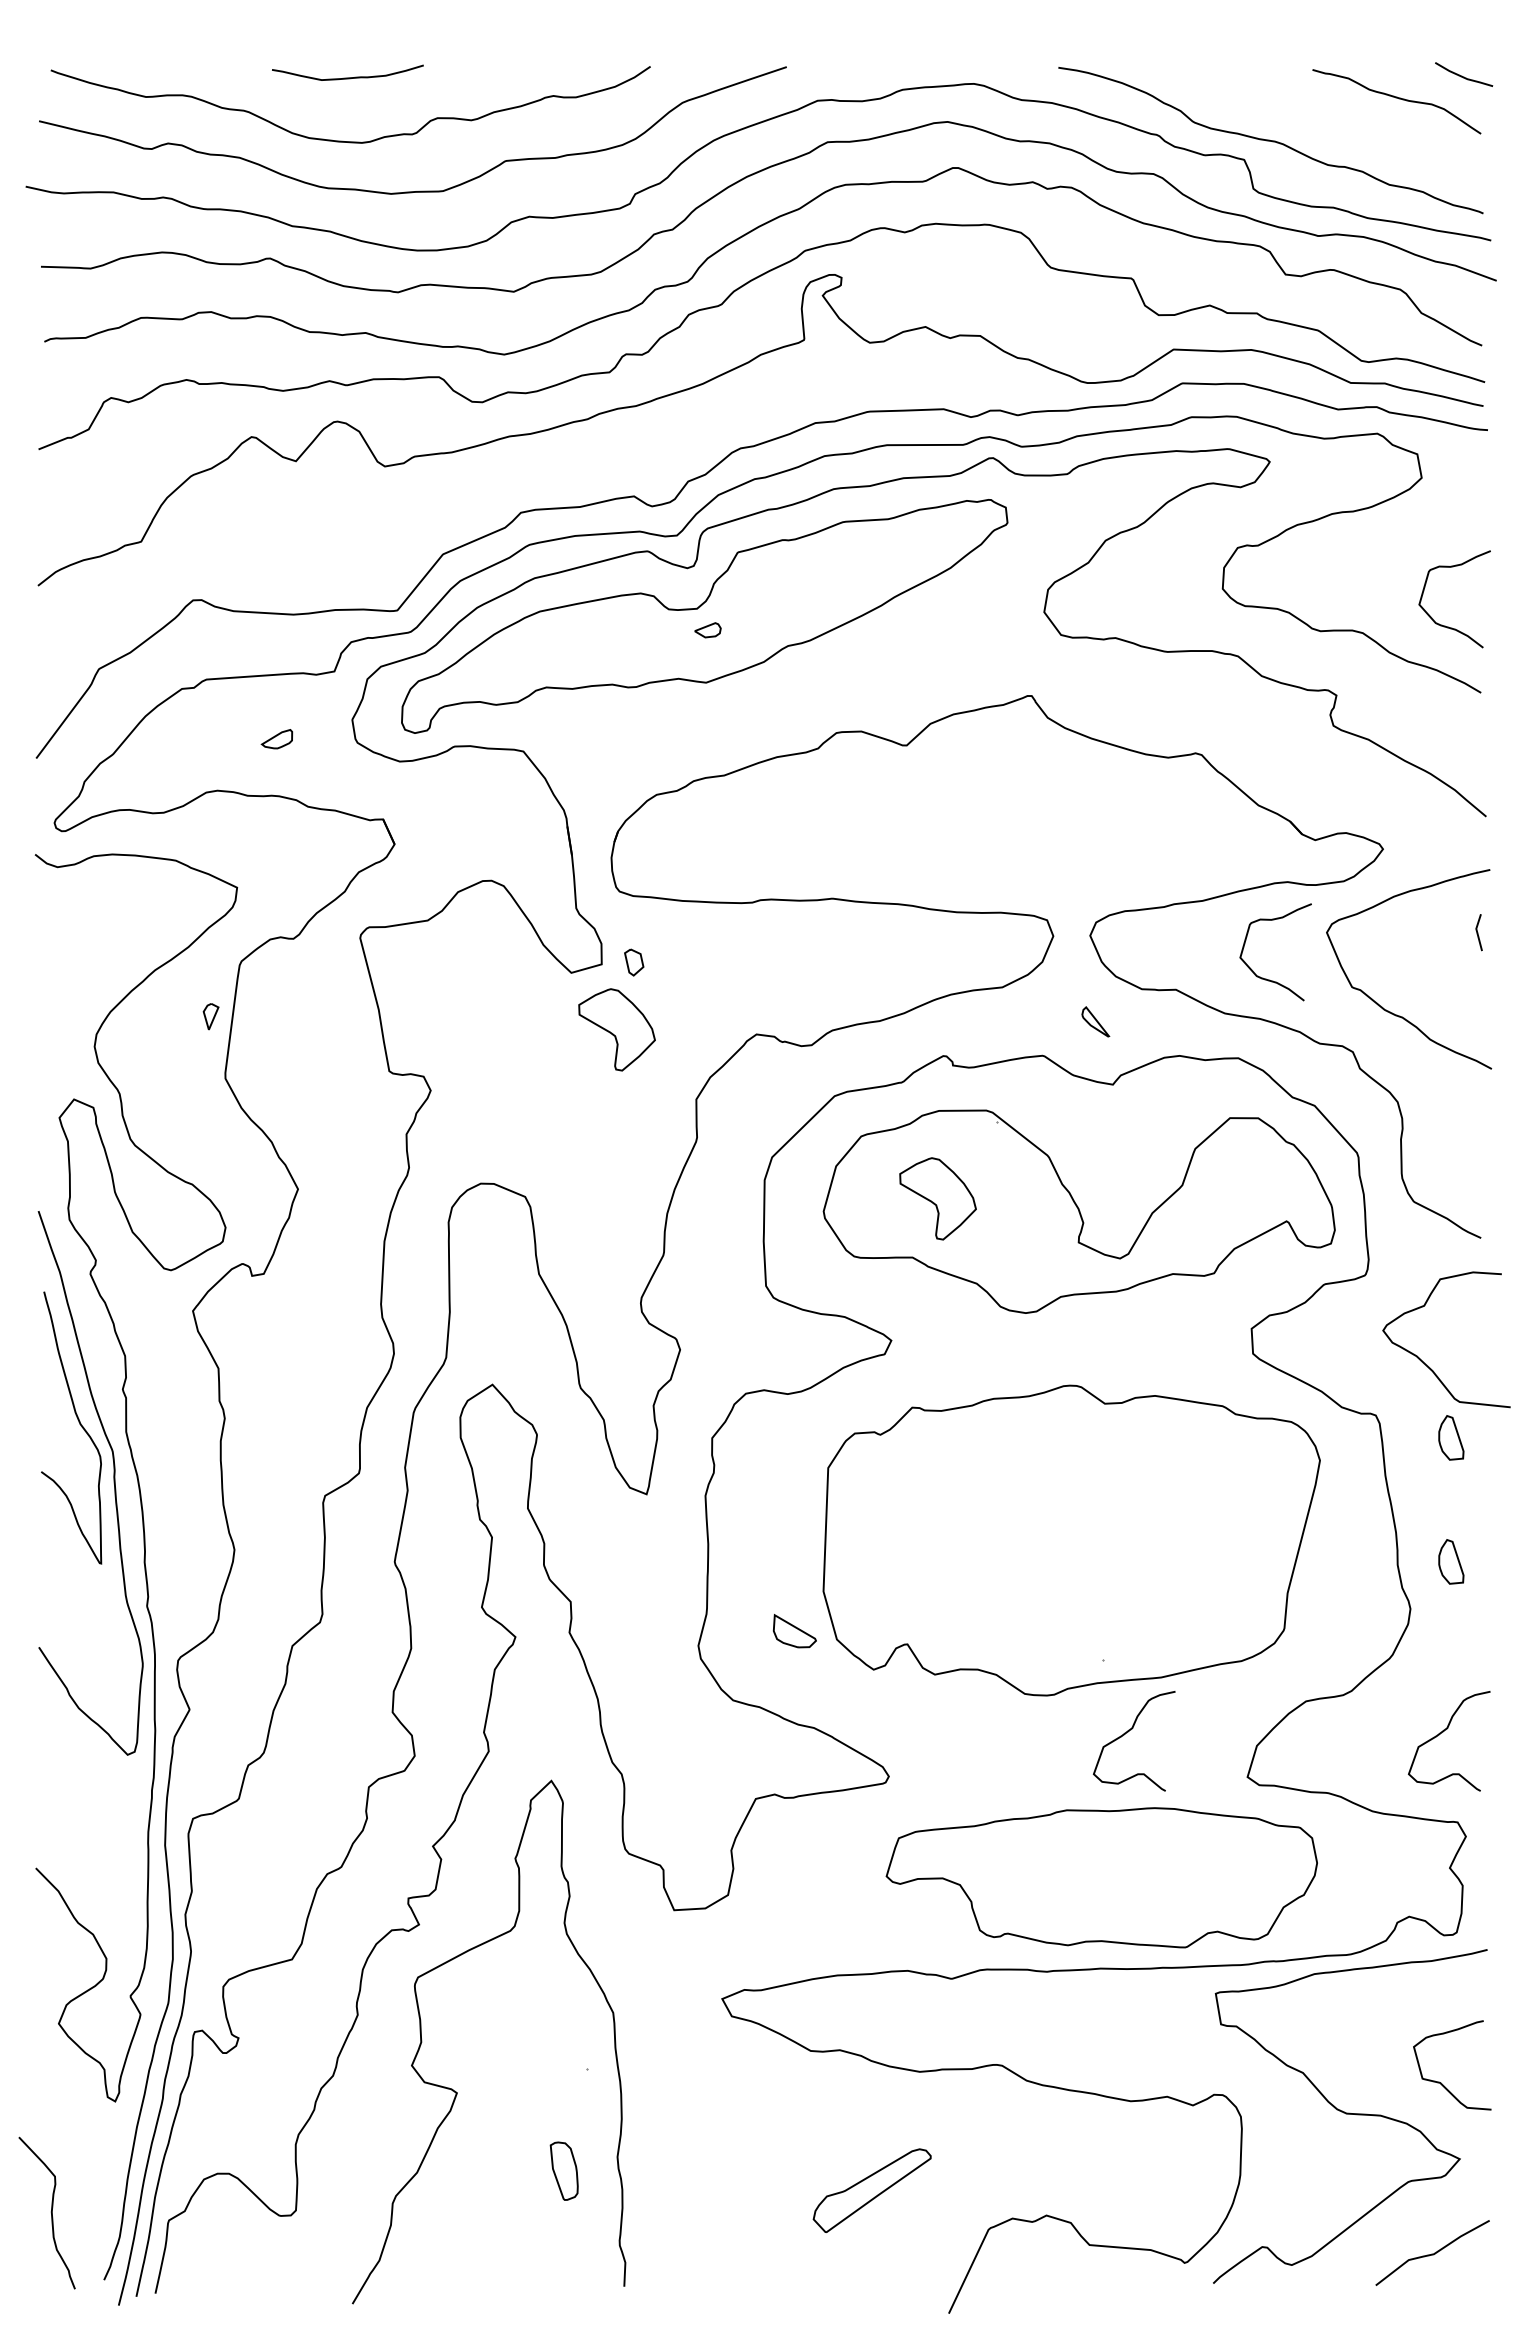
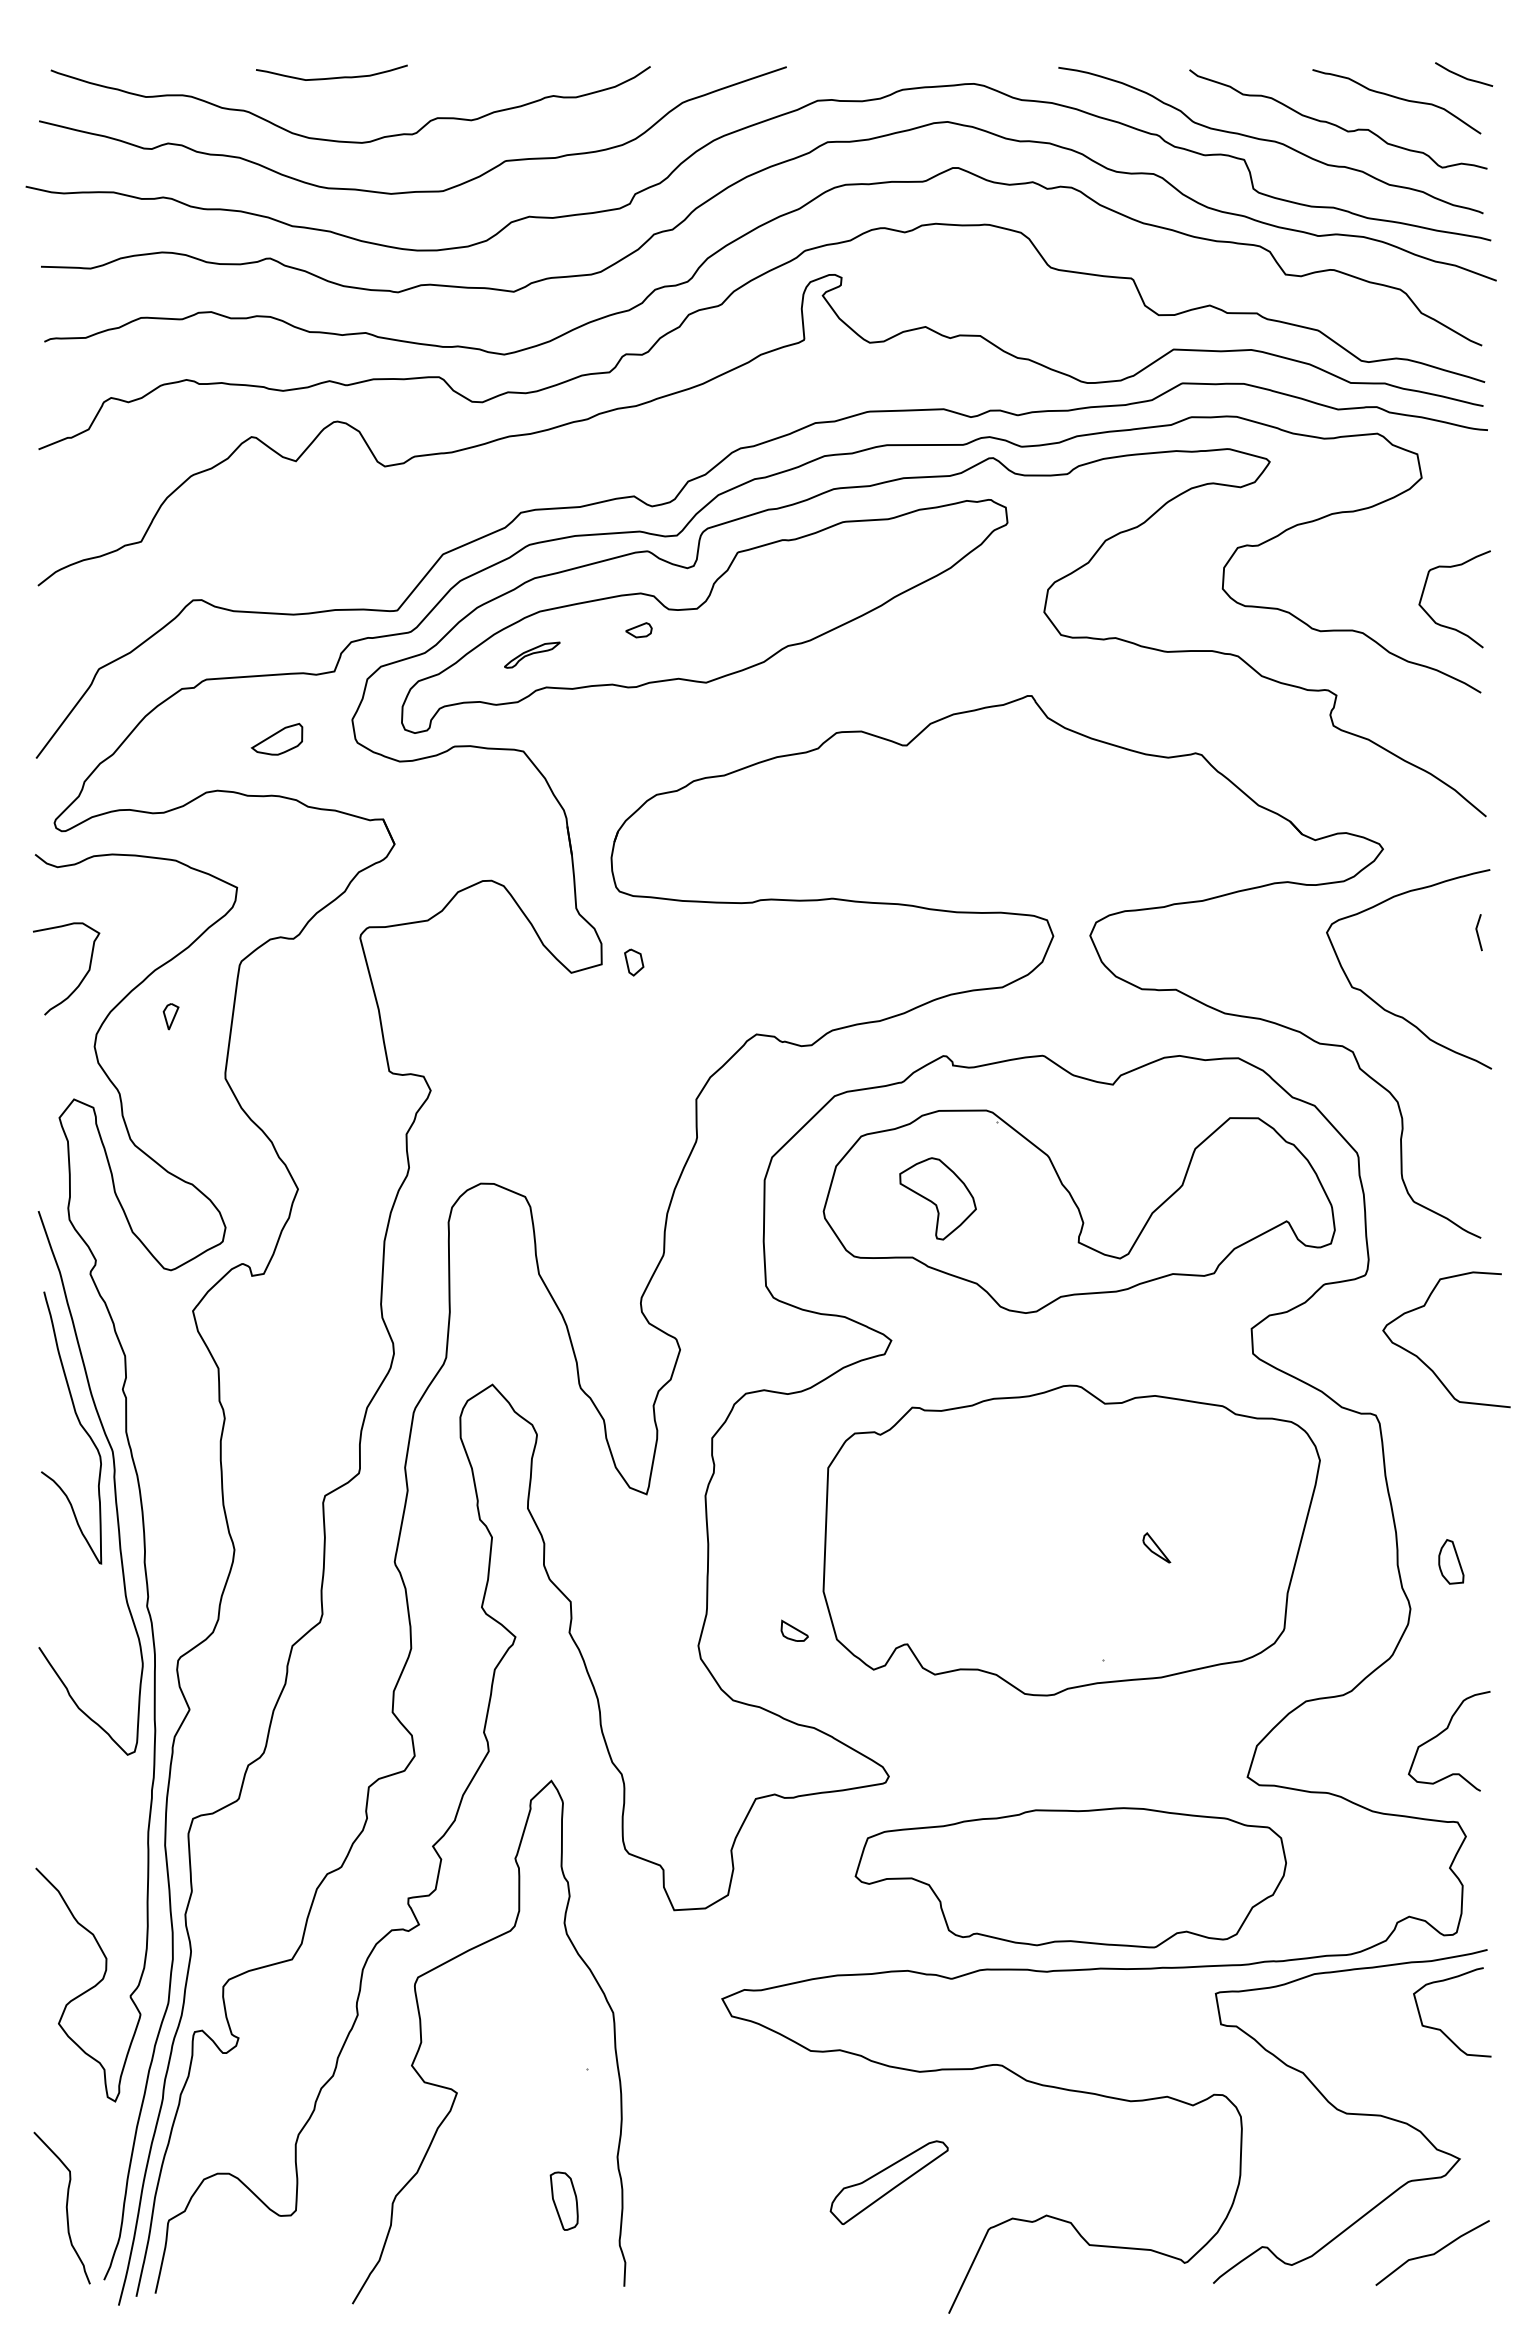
curve position: (347, 77) -> (331, 77) (331, 77)
curve: none -> present (1336, 124)
part position: (707, 630) -> (638, 630) (638, 630)
part: none -> present (532, 654)
part size: 34x21 px -> 54x34 px (276, 738)
curve: none -> present (82, 978)
curve: present -> none (1266, 978)
part position: (210, 1016) -> (170, 1016) (170, 1016)
part position: (1095, 1021) -> (1156, 1547) (1156, 1547)
part: present -> none (616, 1029)
part: present -> none (1451, 1437)
part size: 45x35 px -> 29x23 px (794, 1630)
curve: present -> none (1128, 1732)
part position: (1101, 1877) -> (1070, 1877) (1070, 1877)
curve position: (1441, 2082) -> (1441, 2029) (1441, 2029)
part position: (563, 2170) -> (563, 2200) (563, 2200)
part position: (871, 2190) -> (888, 2182) (888, 2182)
curve position: (50, 2212) -> (65, 2207) (65, 2207)
